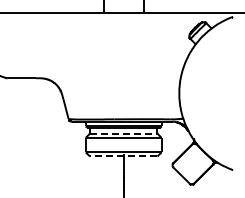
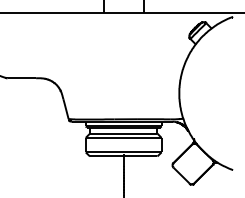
line: dashed -> solid (123, 133)
line: dashed -> solid (123, 156)
